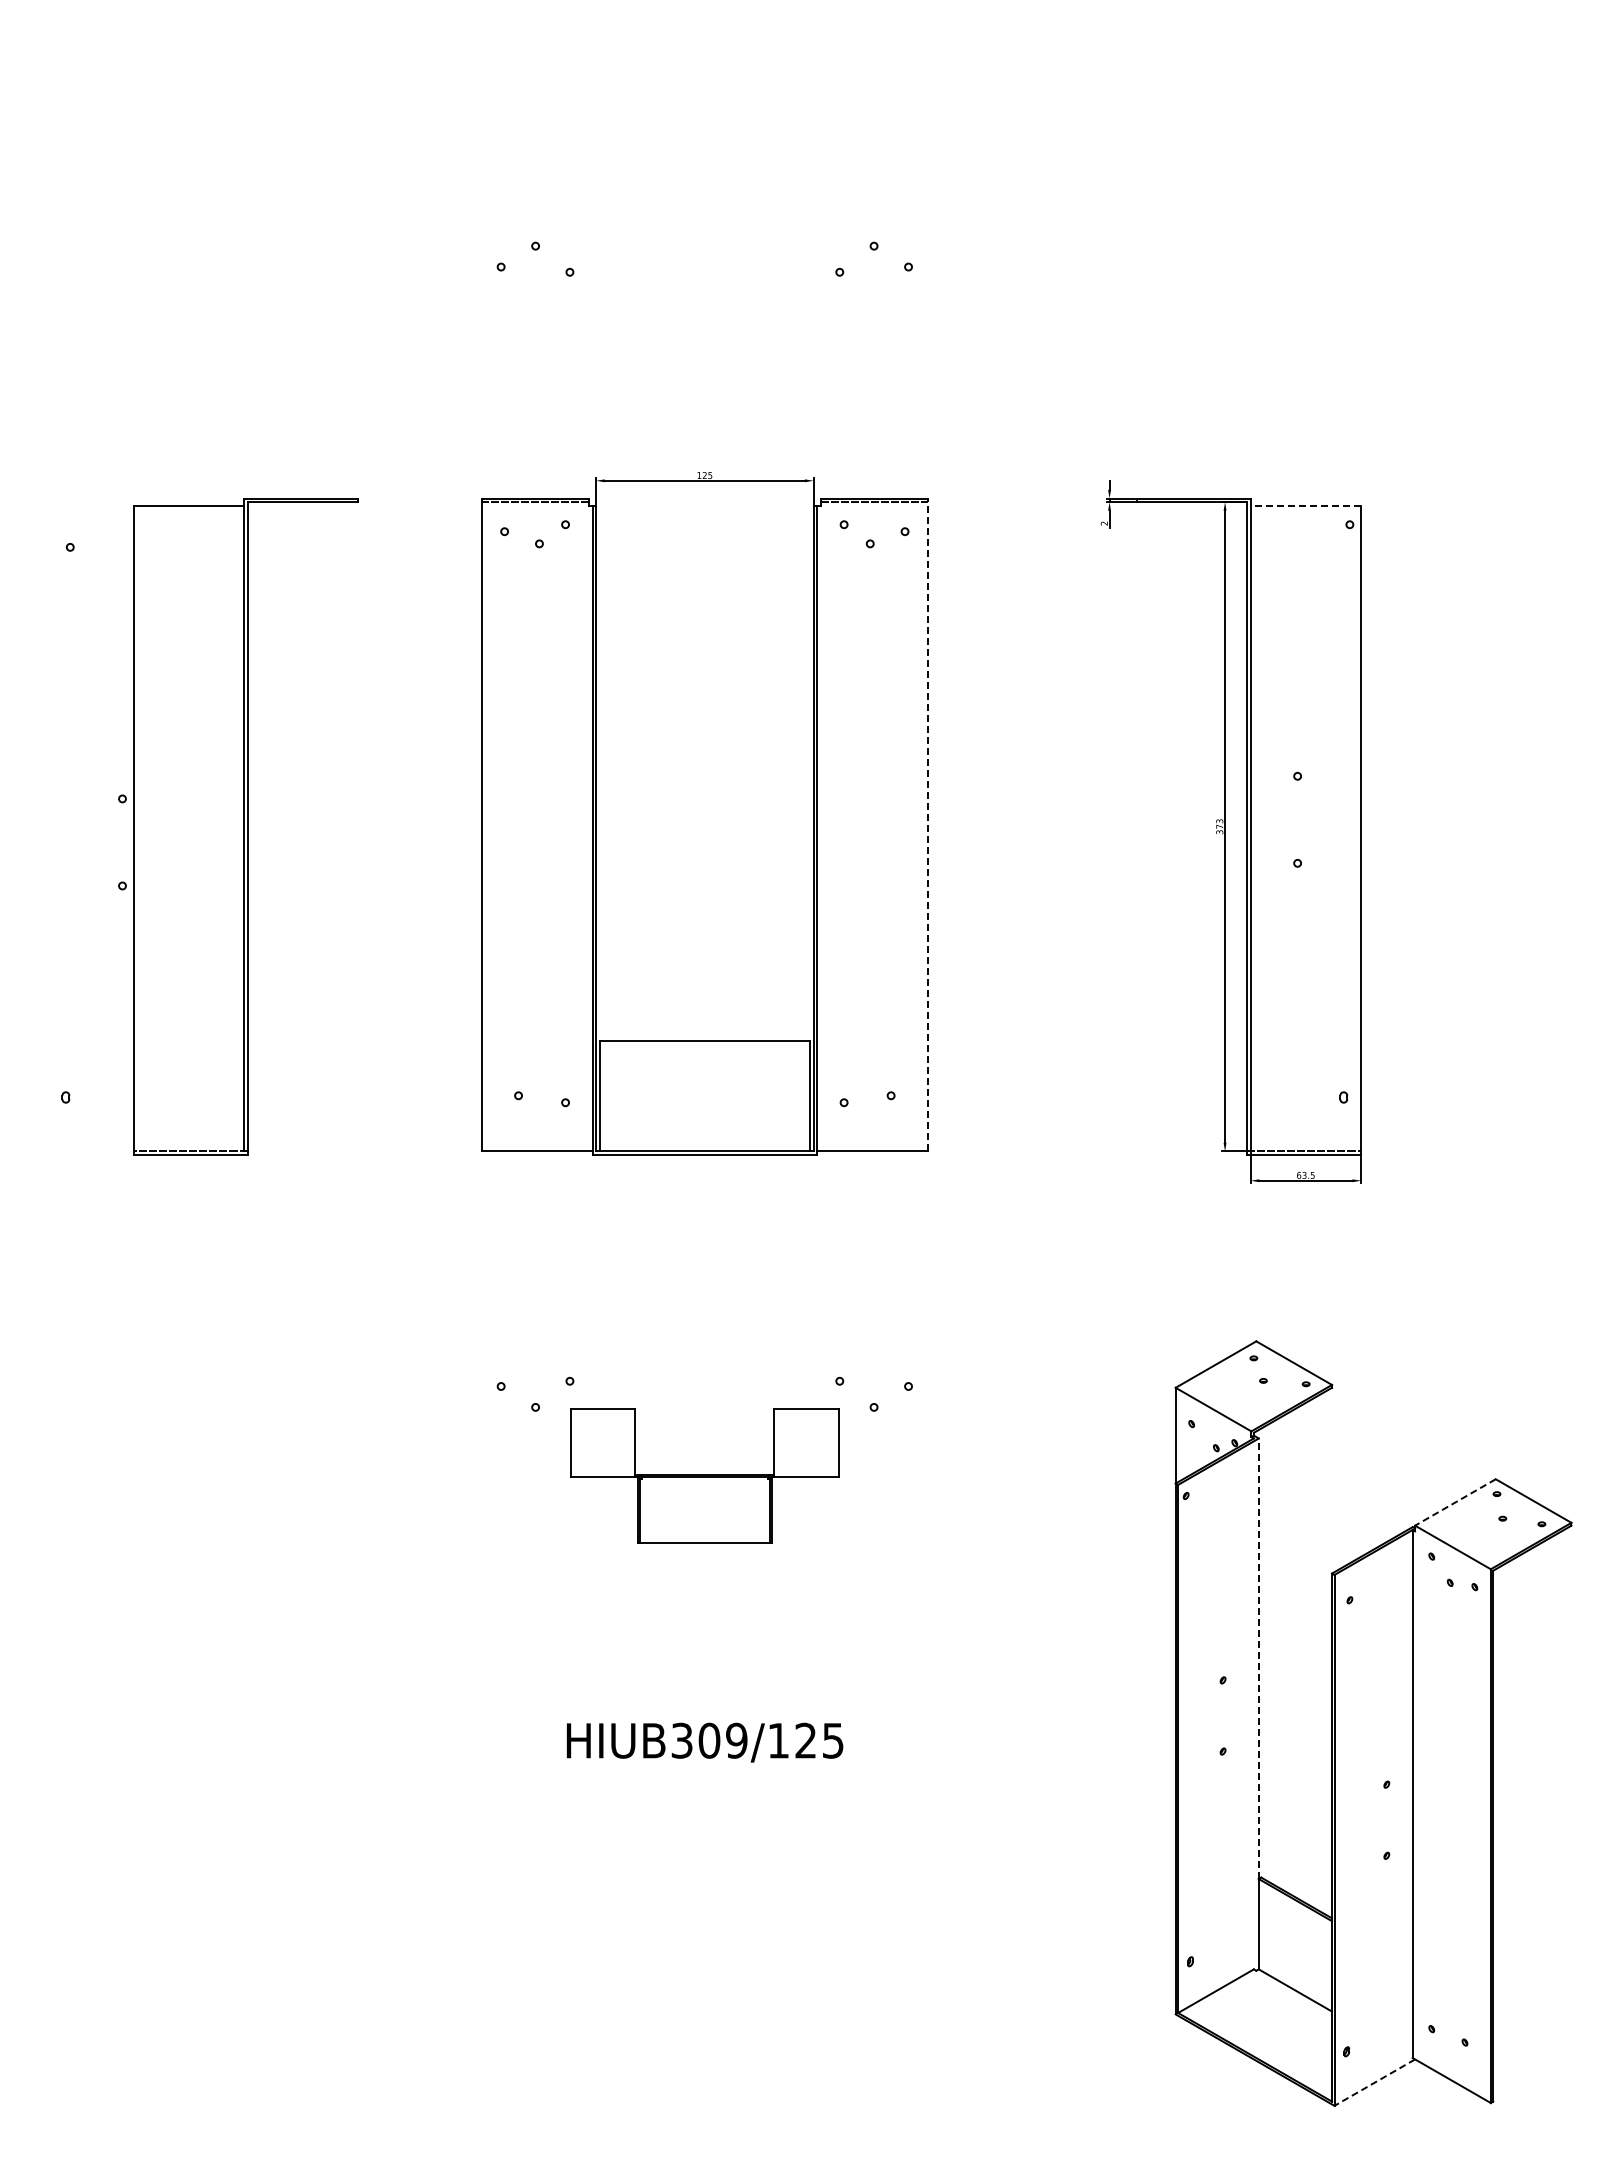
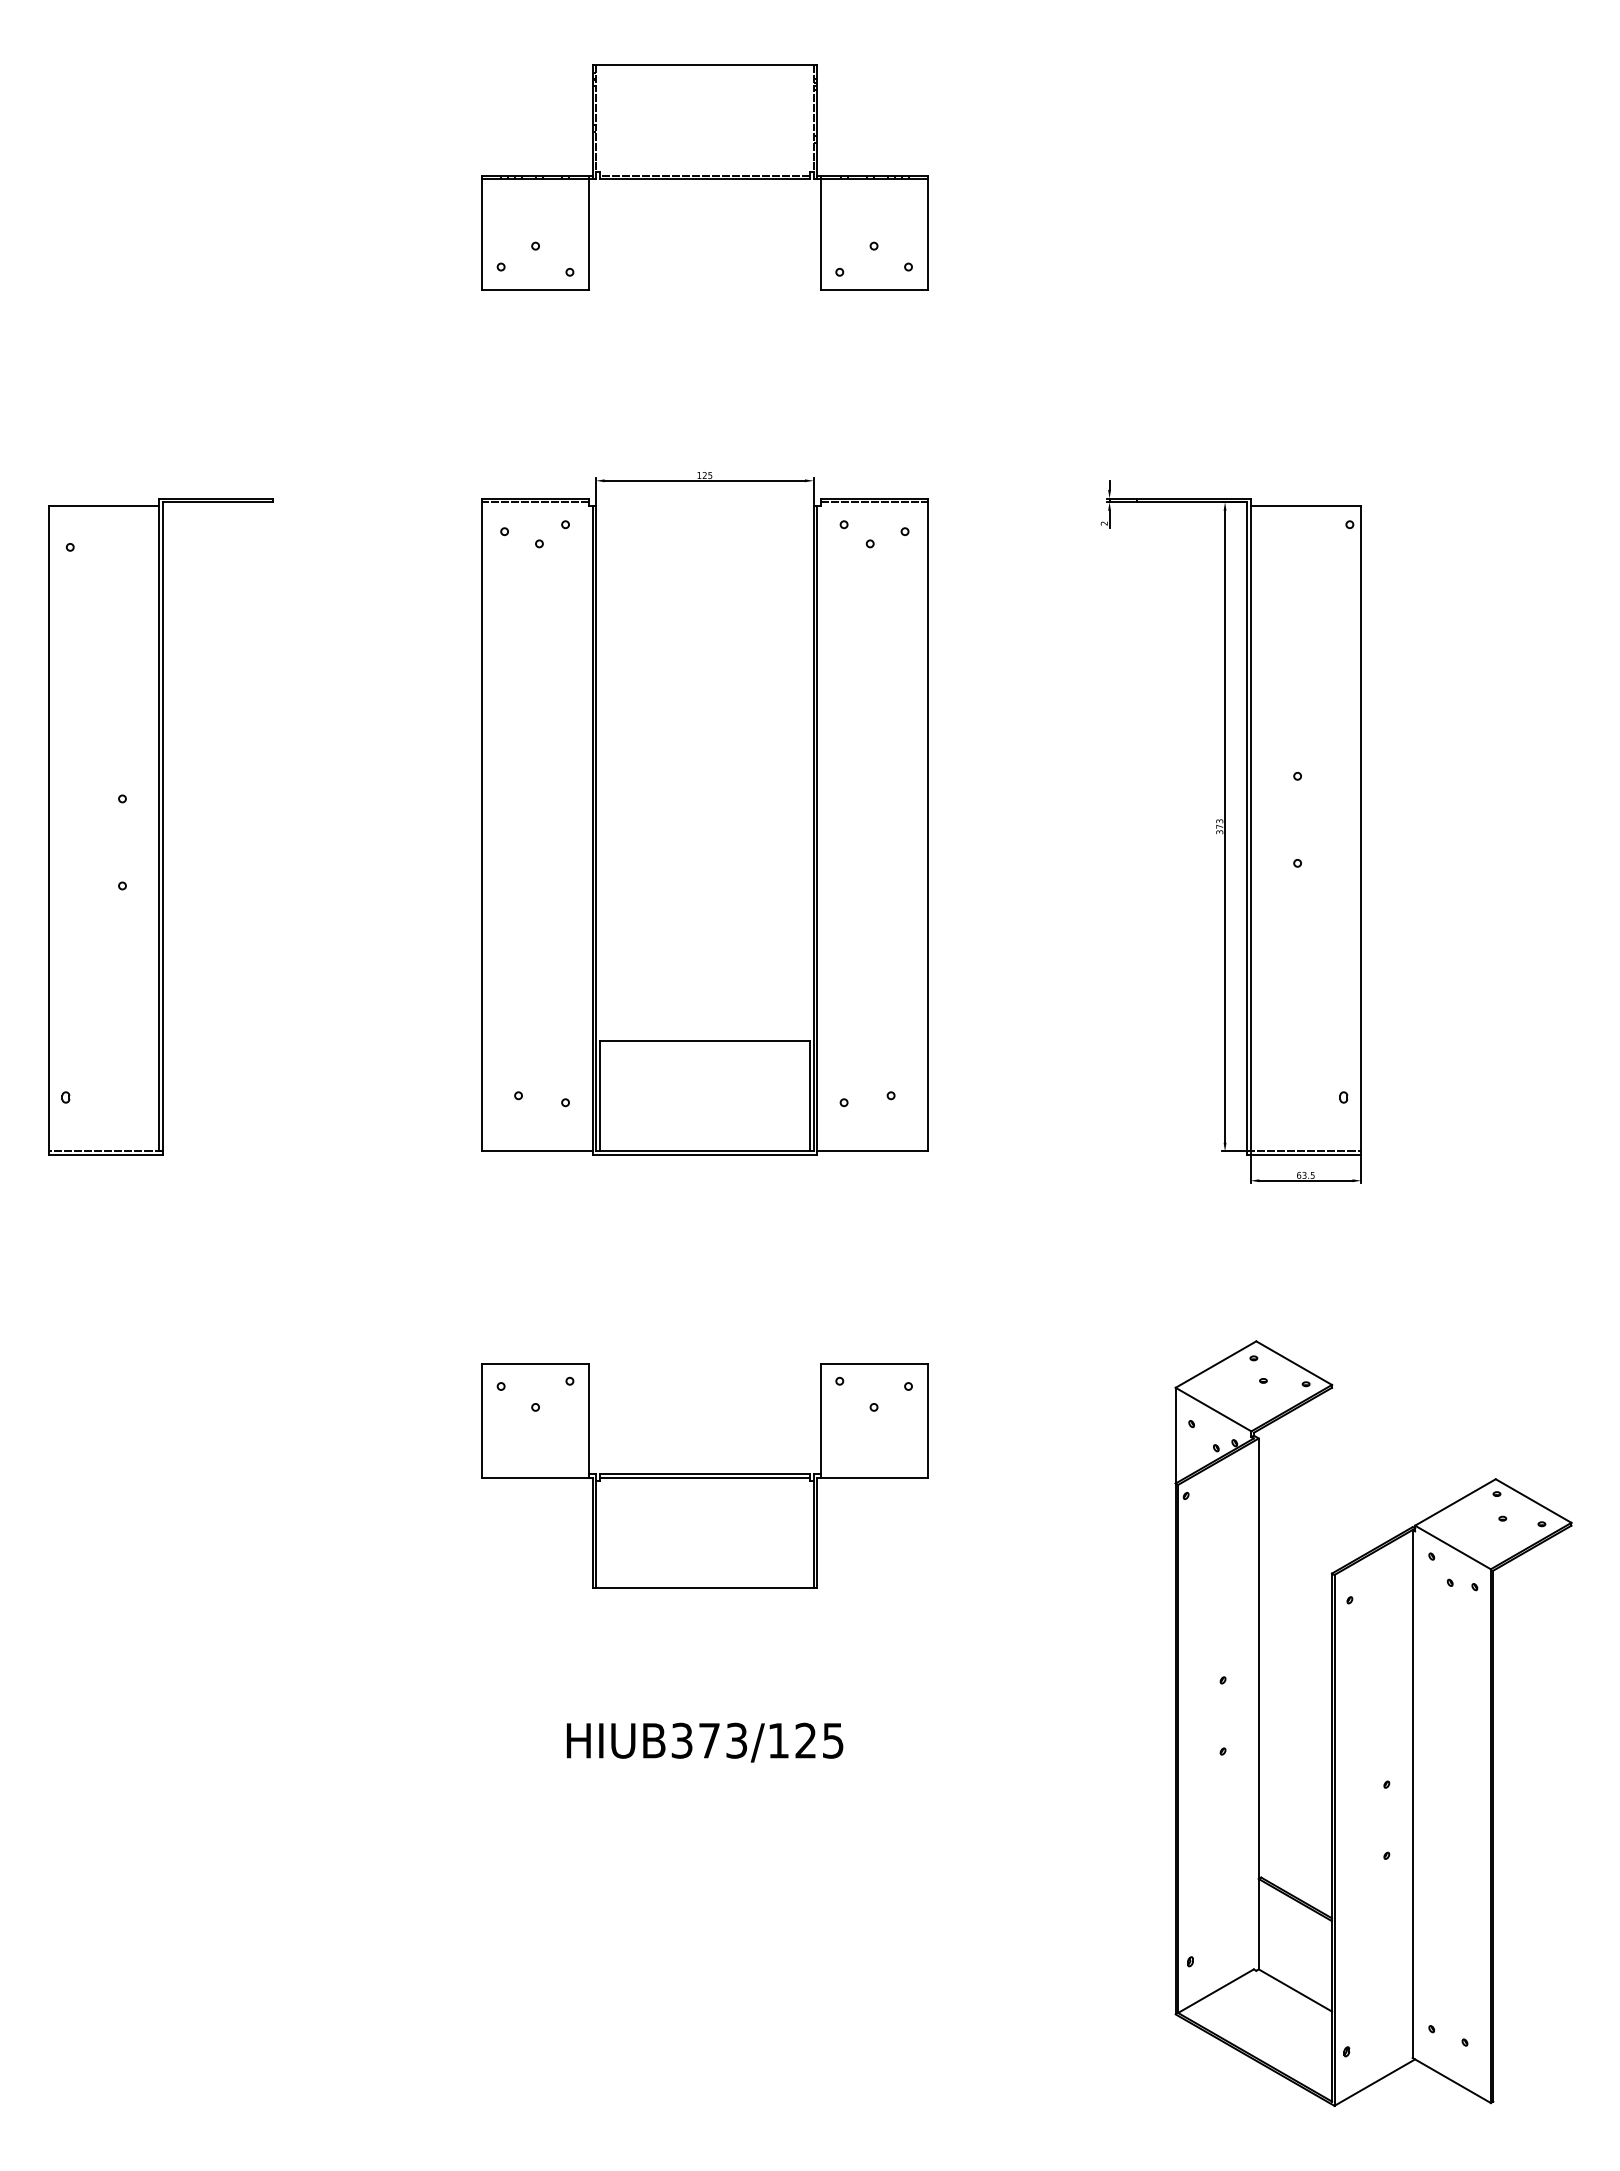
part: none -> present (704, 177)
line: dashed -> solid (1305, 505)
line: dashed -> solid (927, 824)
part position: (245, 826) -> (160, 826) (160, 826)
part size: 270x136 px -> 448x226 px (704, 1475)
line: dashed -> solid (1455, 1502)
line: dashed -> solid (1258, 1658)
text: HIUB309/125 -> HIUB373/125 (722, 1740)
line: dashed -> solid (1374, 2082)
